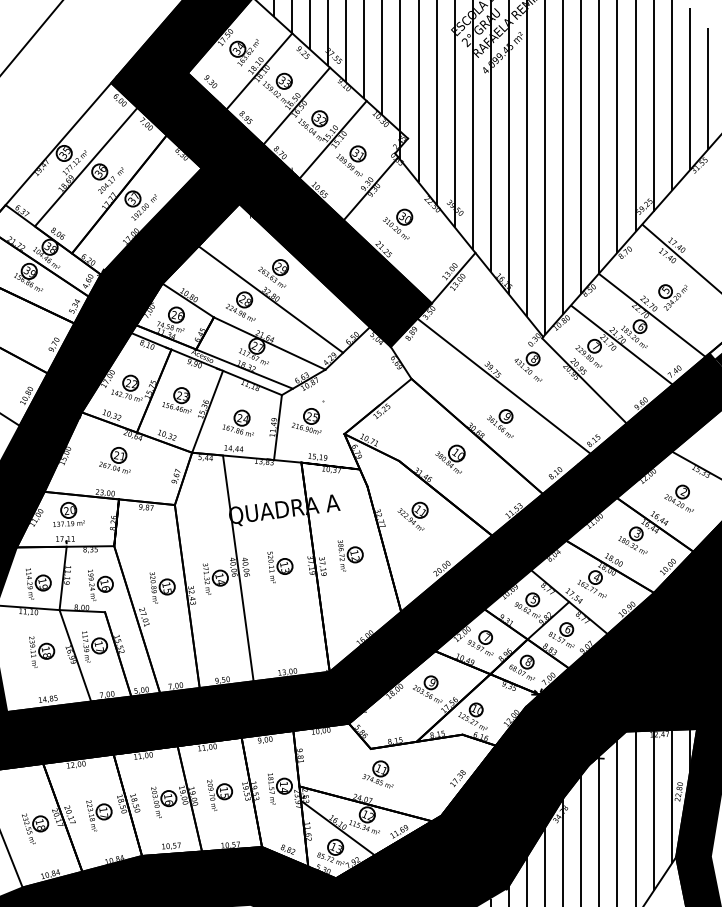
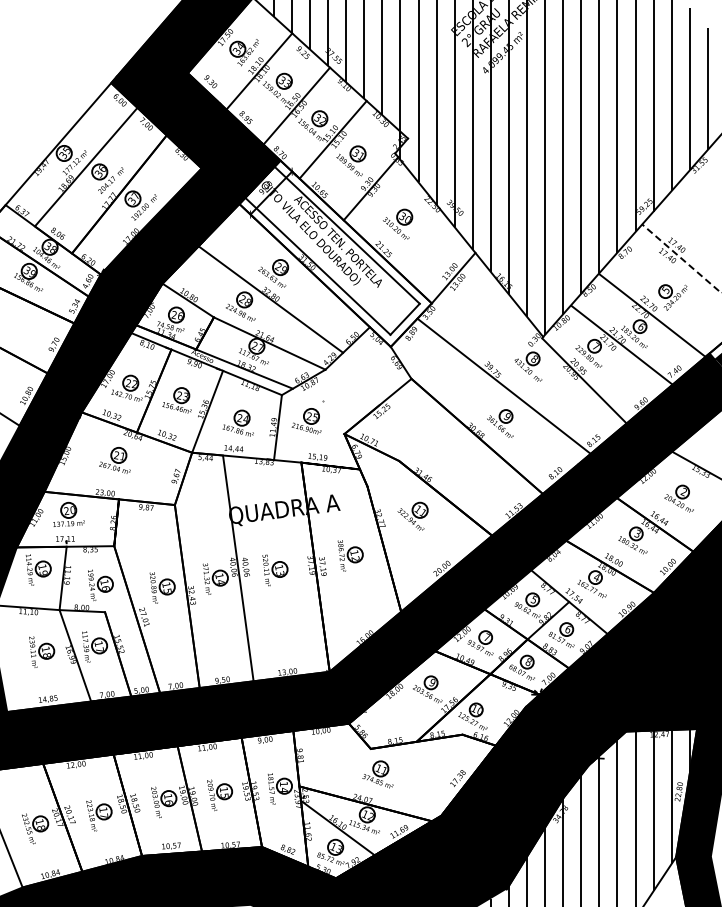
line: present -> none (31, 37)
fill: present -> none (335, 253)
line: solid -> dashed (682, 259)
part: present -> none (450, 458)
part position: (280, 567) -> (275, 570) (275, 570)
part position: (38, 583) -> (38, 569) (38, 569)
